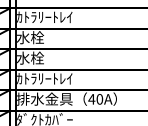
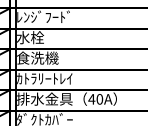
text: ｶﾄﾗﾘｰﾄﾚｲ -> ﾚﾝｼﾞﾌｰﾄﾞ (44, 16)
text: 水栓 -> 食洗機 (37, 57)
